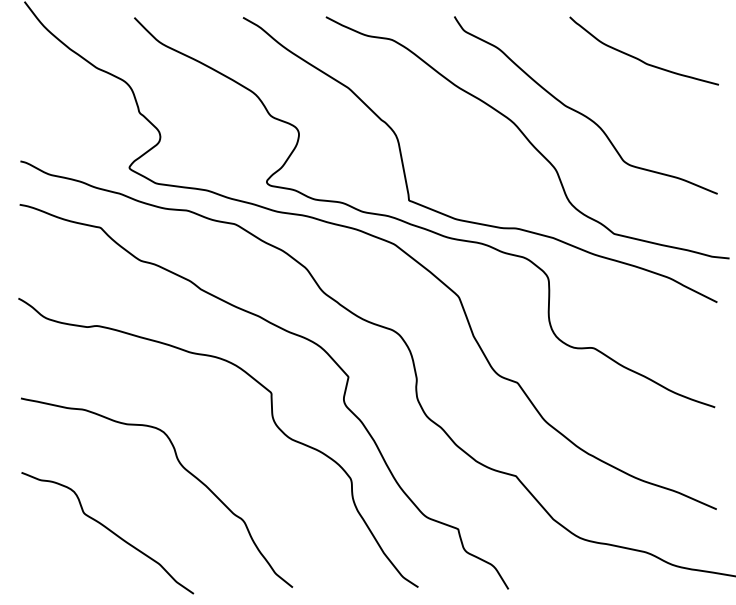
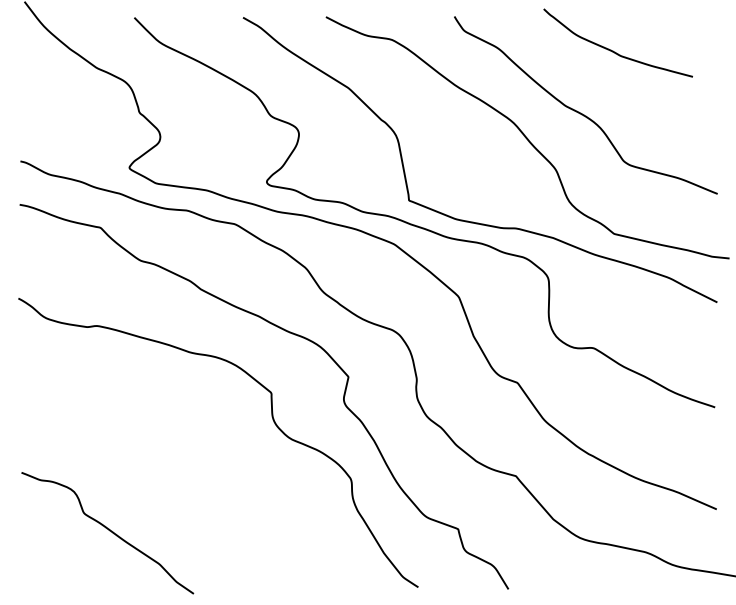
curve position: (639, 58) -> (613, 50) (613, 50)
curve: present -> none (182, 467)
